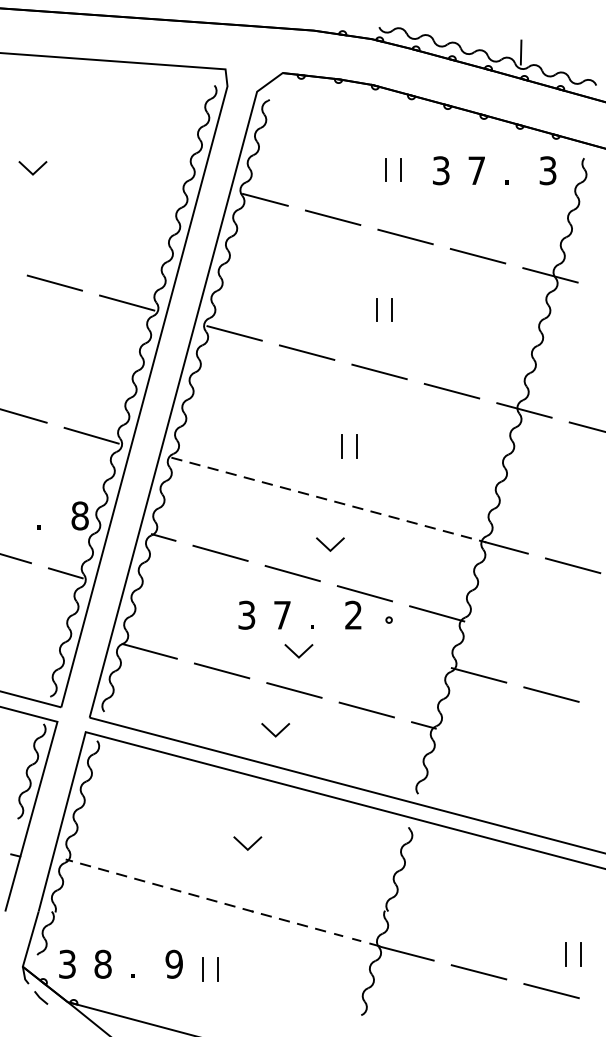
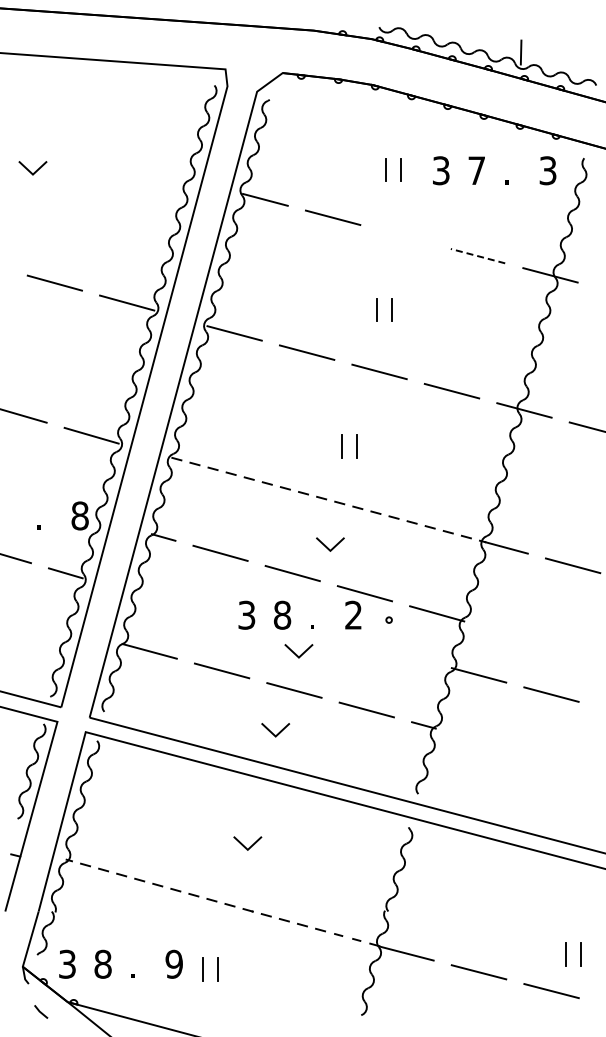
line: present -> none (405, 236)
line: solid -> dashed (477, 256)
text: 7 -> 8 (282, 614)
line position: (41, 997) -> (41, 1011) (41, 1011)
